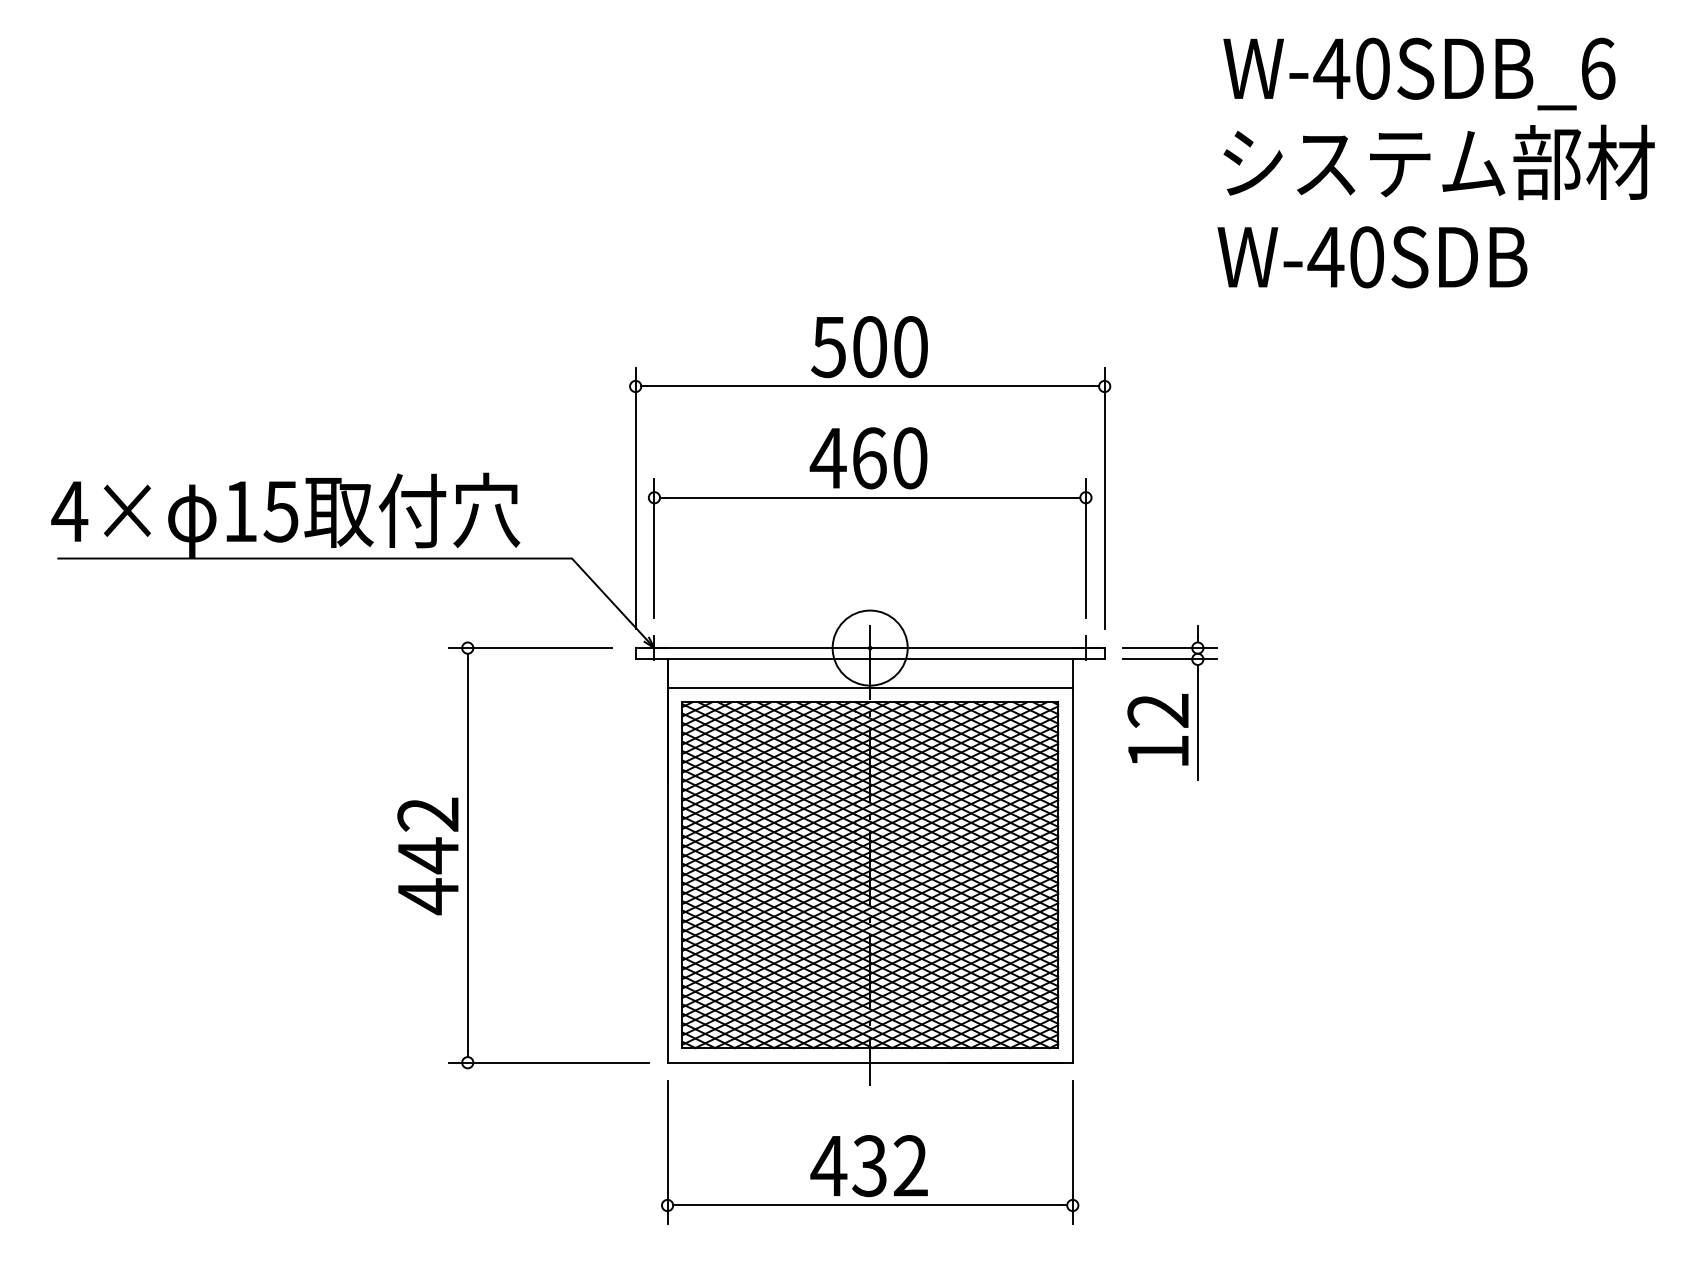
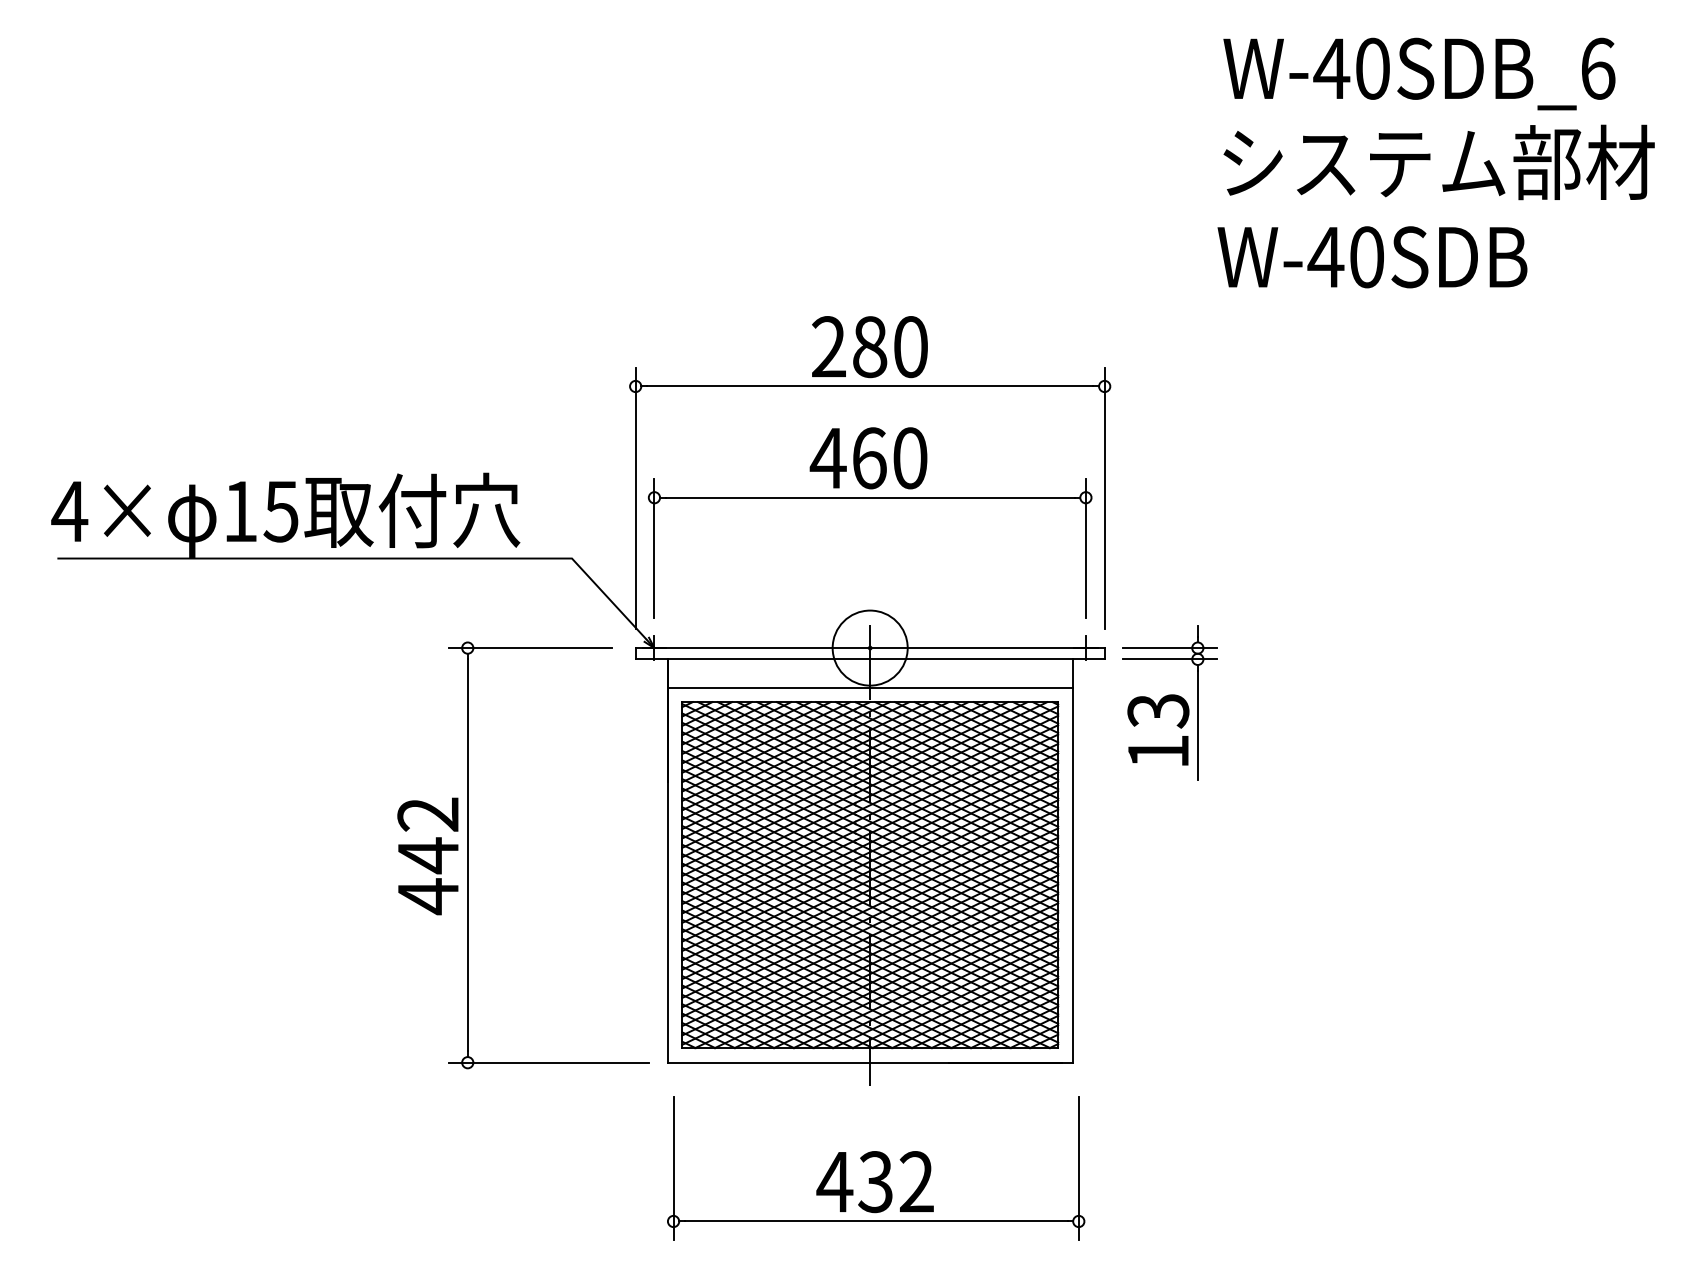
text: 500 -> 280 (849, 347)
text: 12 -> 13 (1158, 710)
part position: (876, 1155) -> (882, 1171) (882, 1171)
